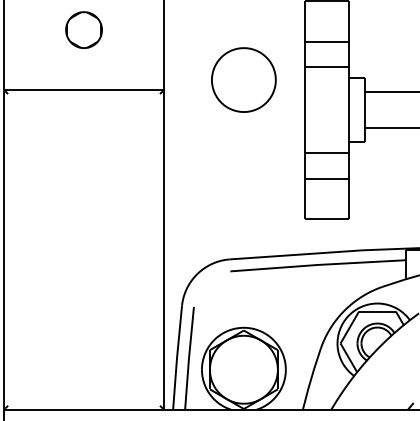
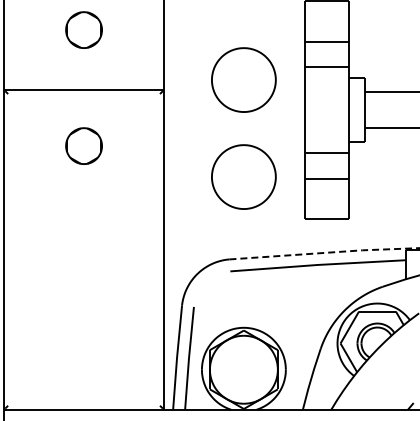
part: none -> present (83, 145)
part: none -> present (243, 176)
line: solid -> dashed (324, 252)
